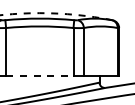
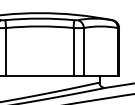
arc: dashed -> solid (56, 13)
line: dashed -> solid (39, 75)
